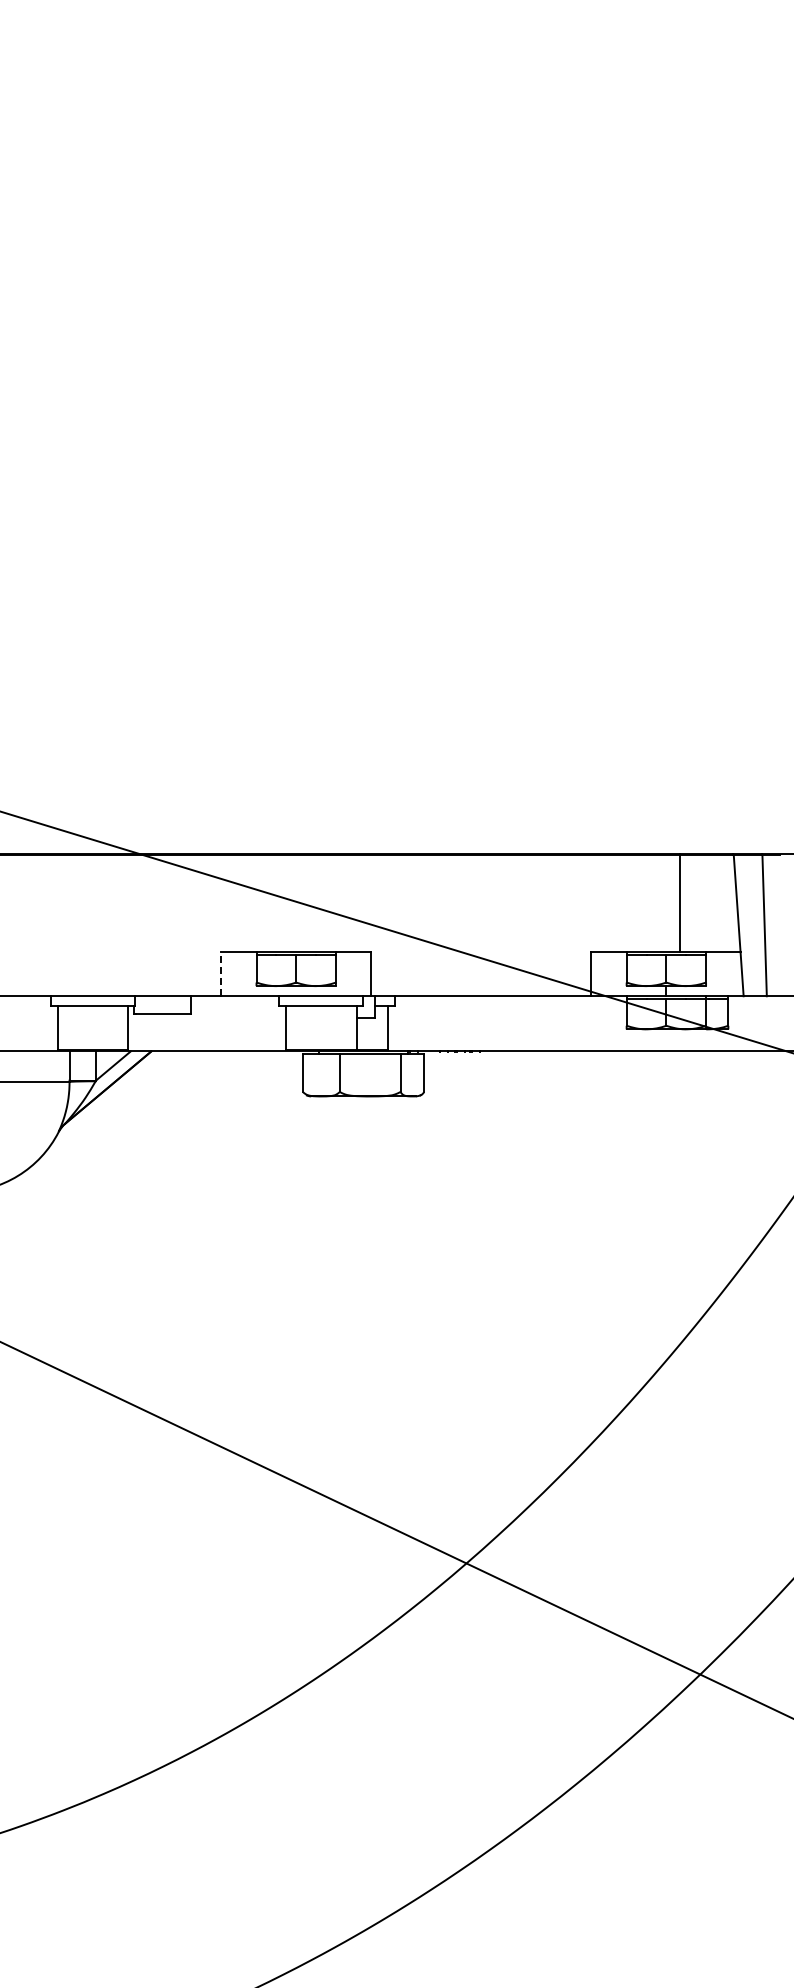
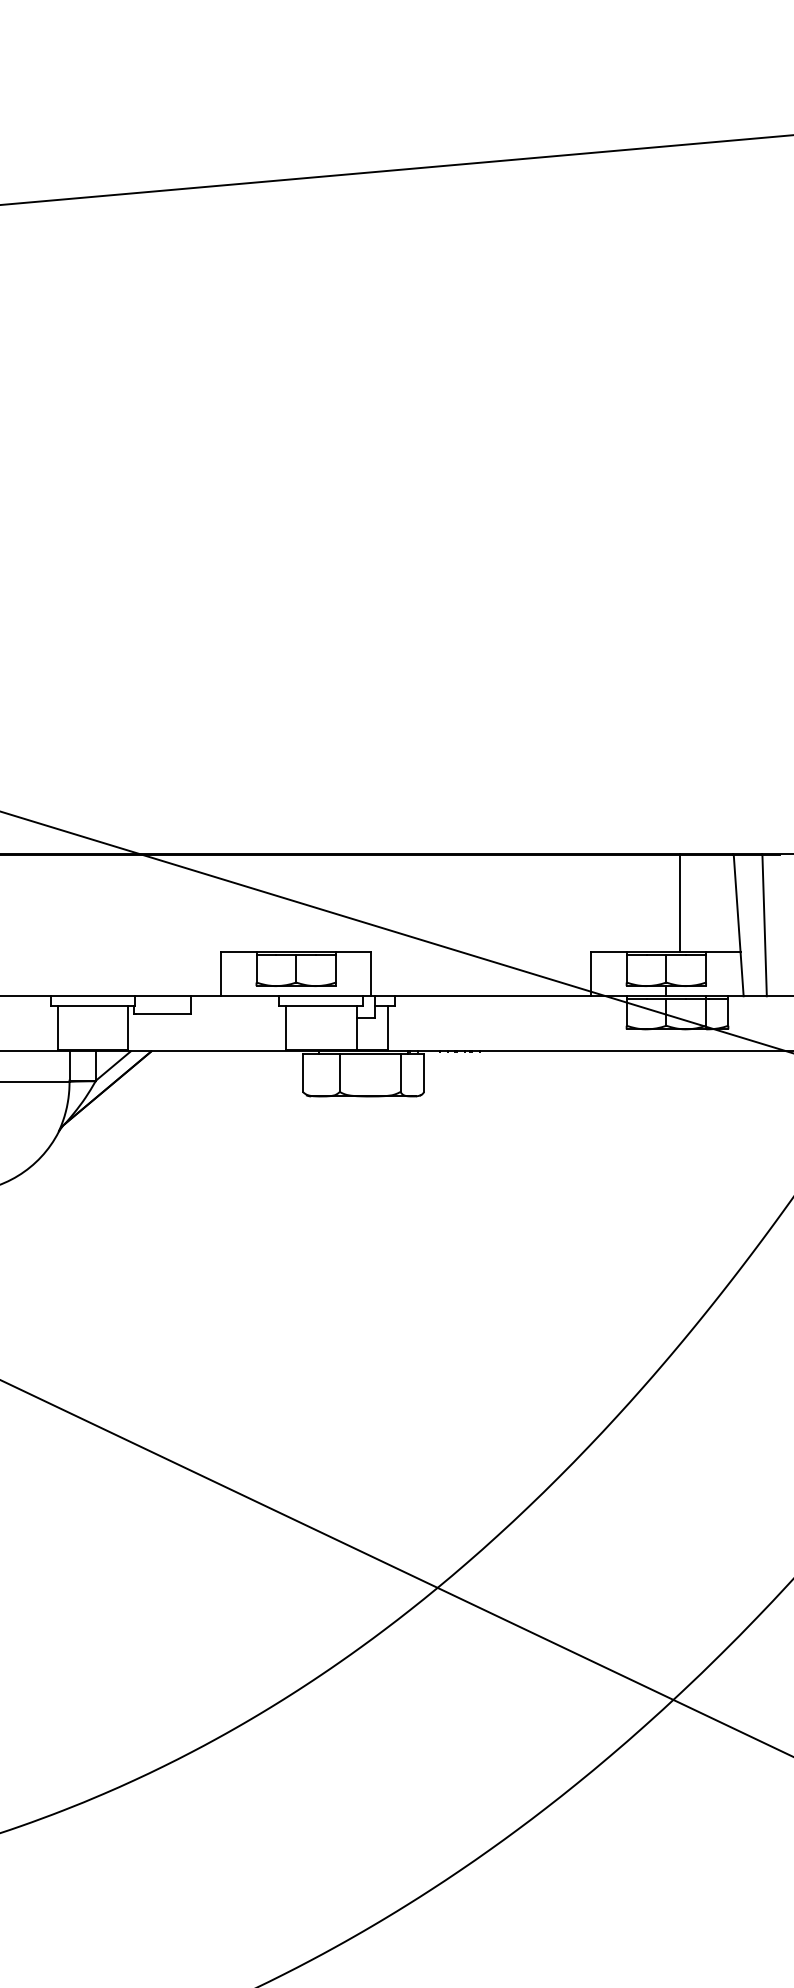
line: none -> present (396, 169)
line: dashed -> solid (221, 973)
line position: (396, 1529) -> (396, 1568) (396, 1568)
